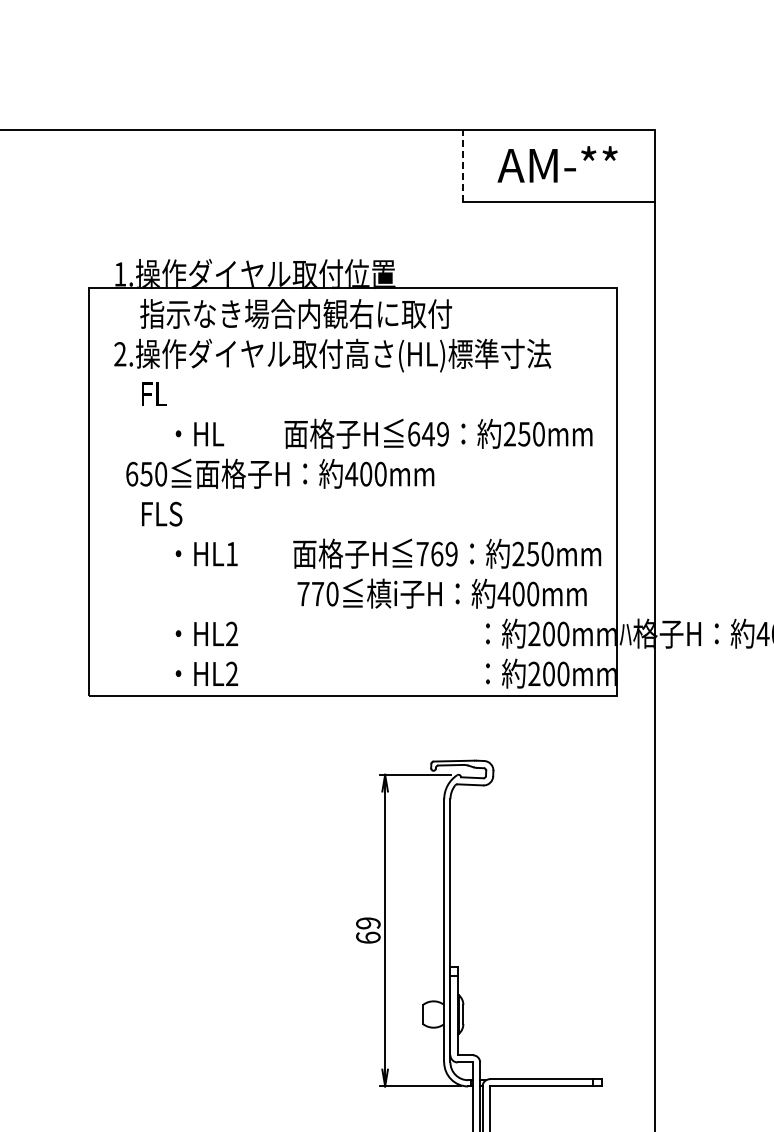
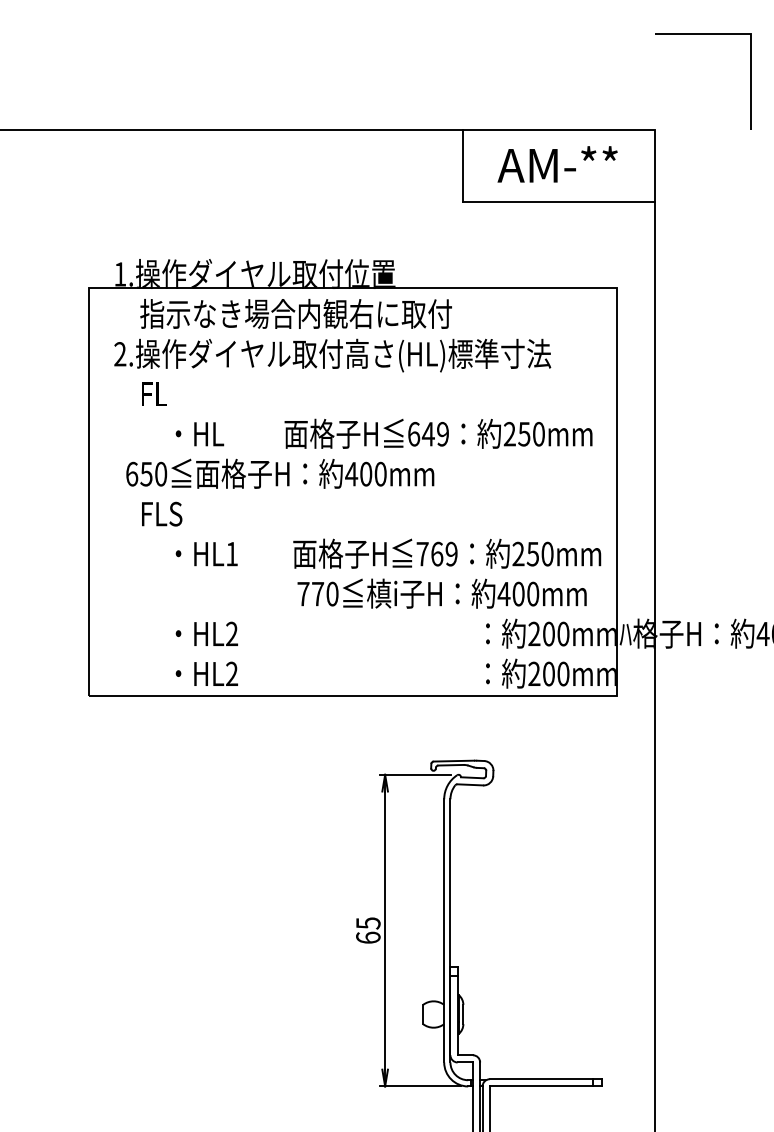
line: none -> present (703, 34)
line: dashed -> solid (463, 165)
text: 69 -> 65 (368, 923)
